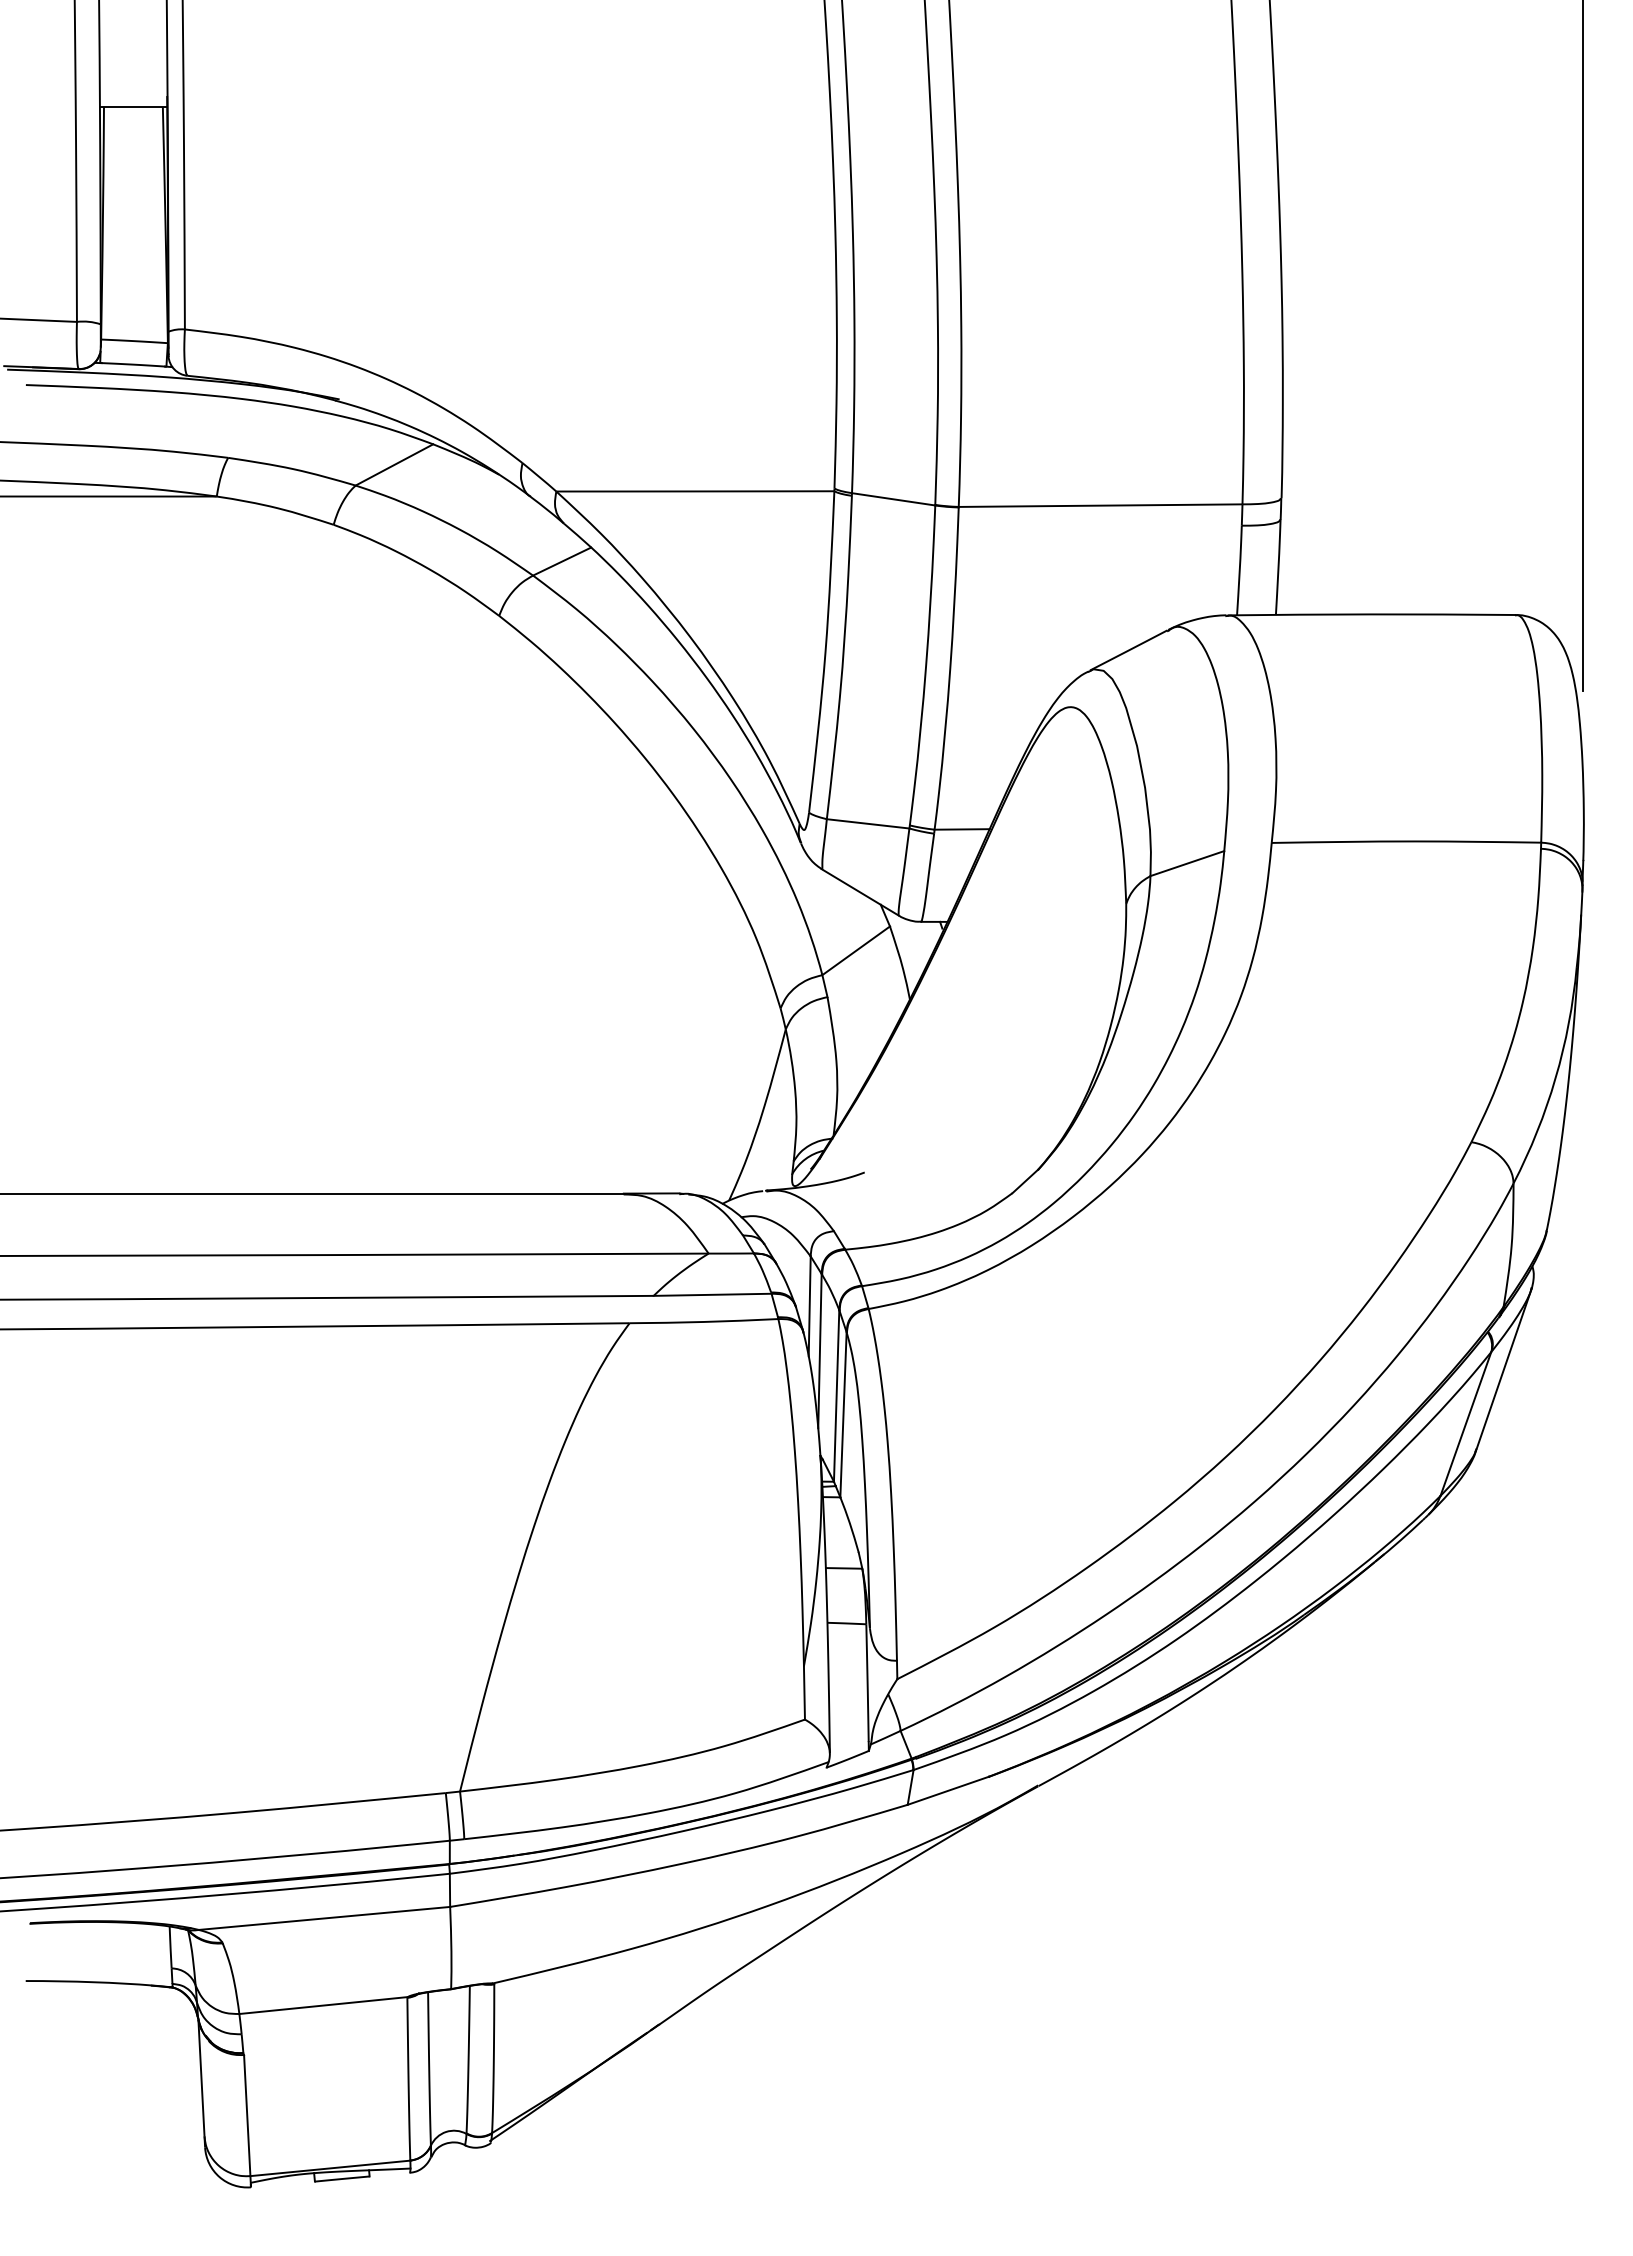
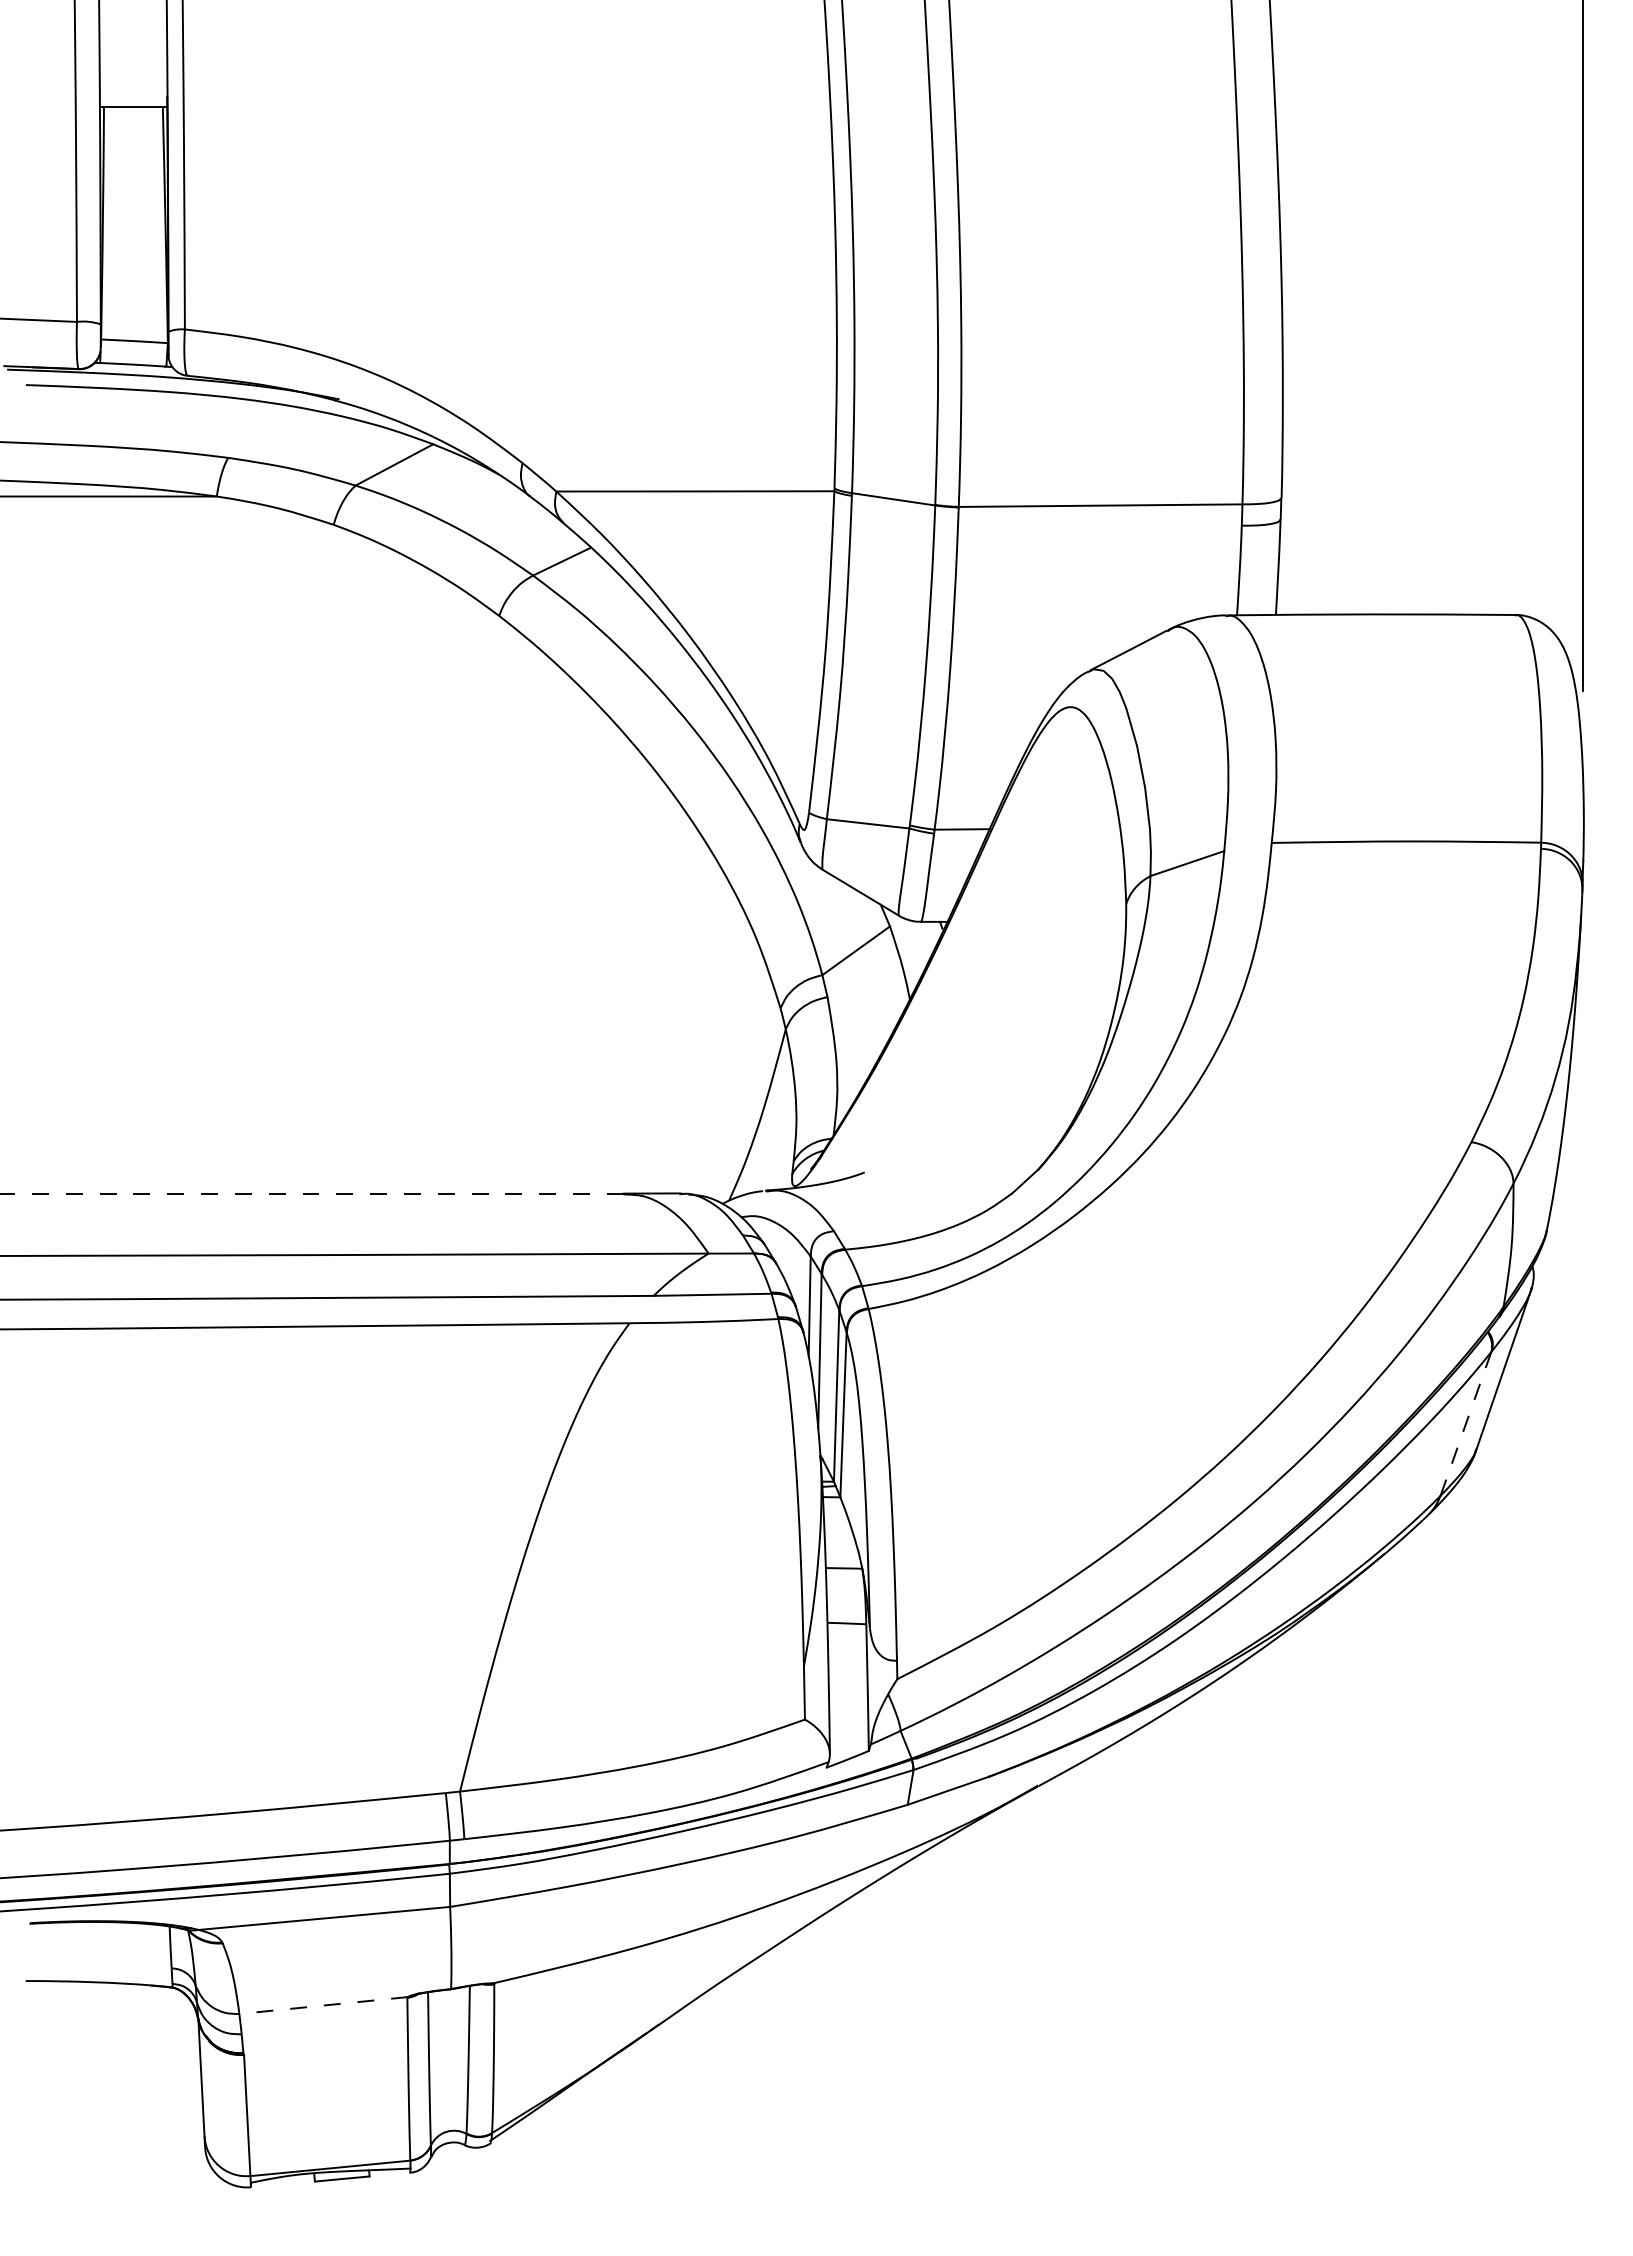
line: solid -> dashed (311, 1193)
line: solid -> dashed (1465, 1424)
line: solid -> dashed (323, 2005)
